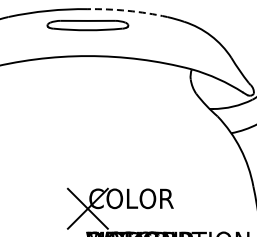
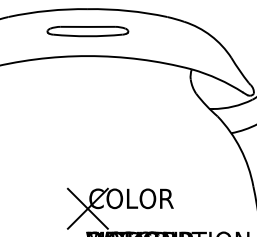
arc: dashed -> solid (127, 10)
part position: (87, 25) -> (87, 31) (87, 31)
